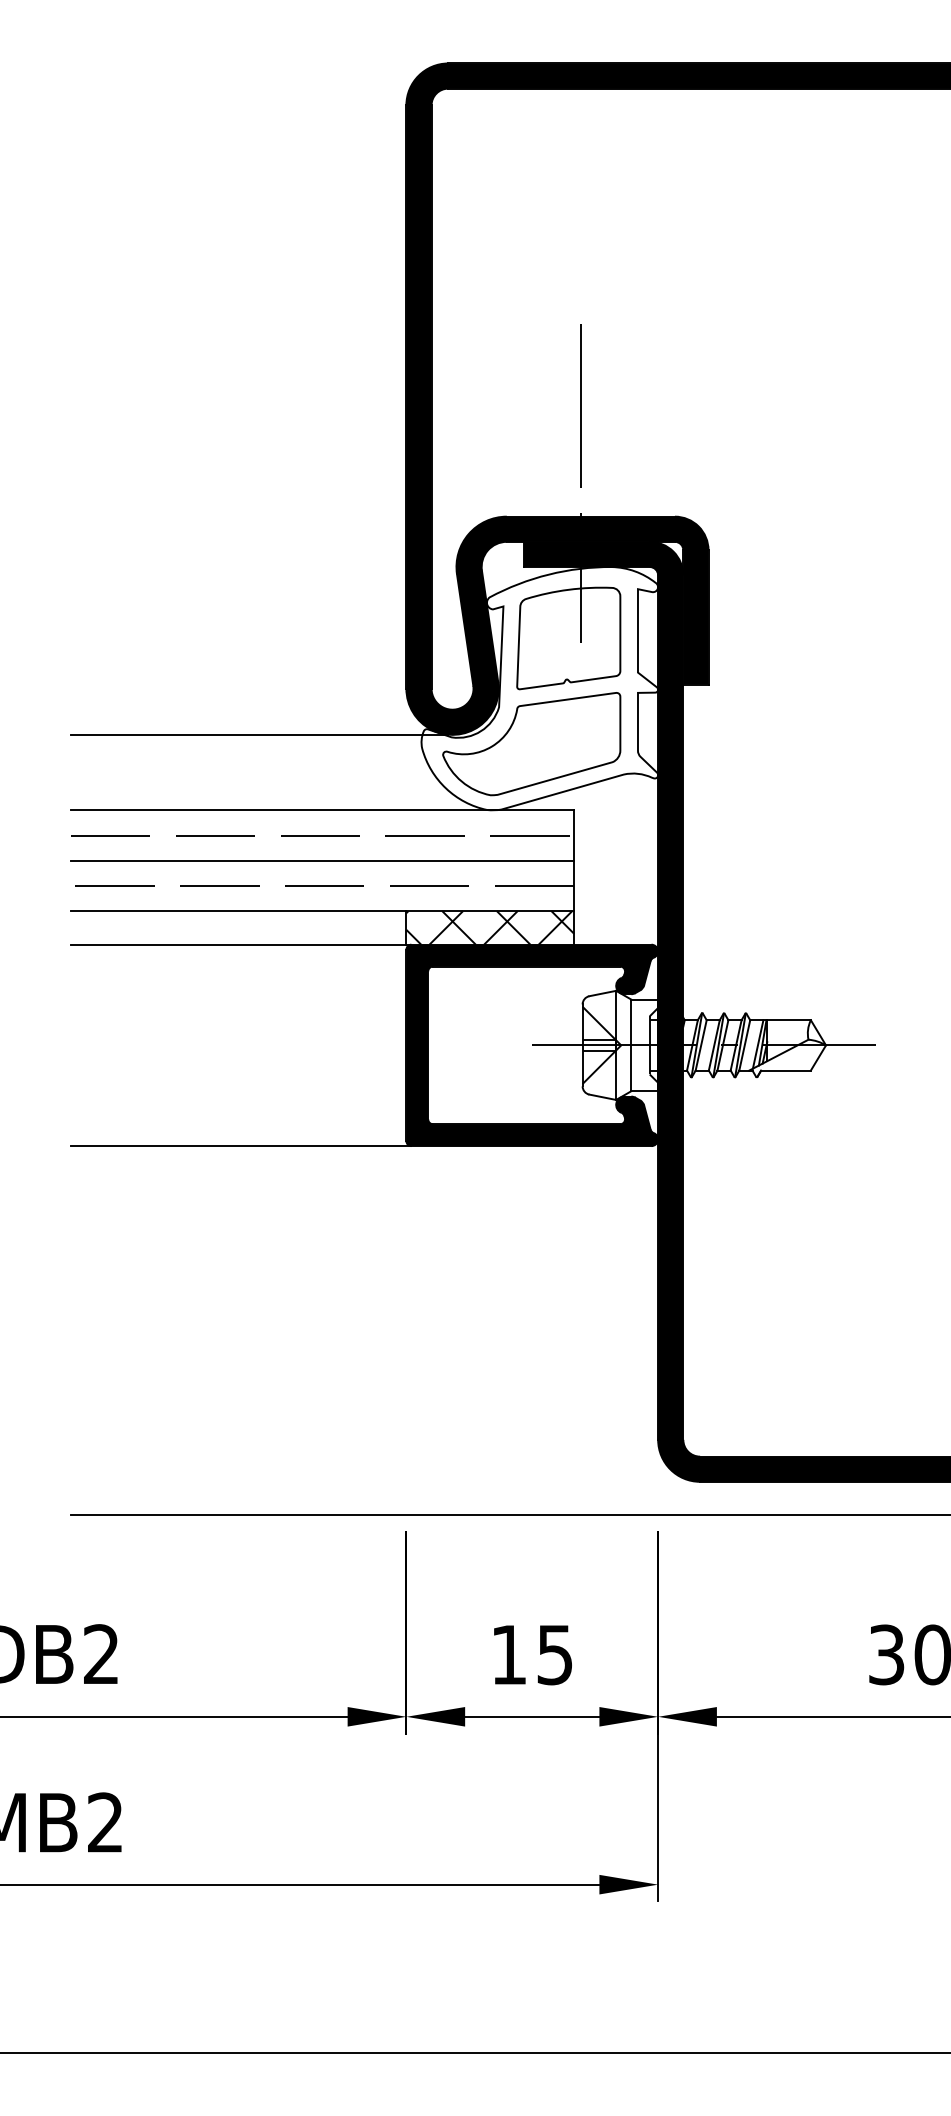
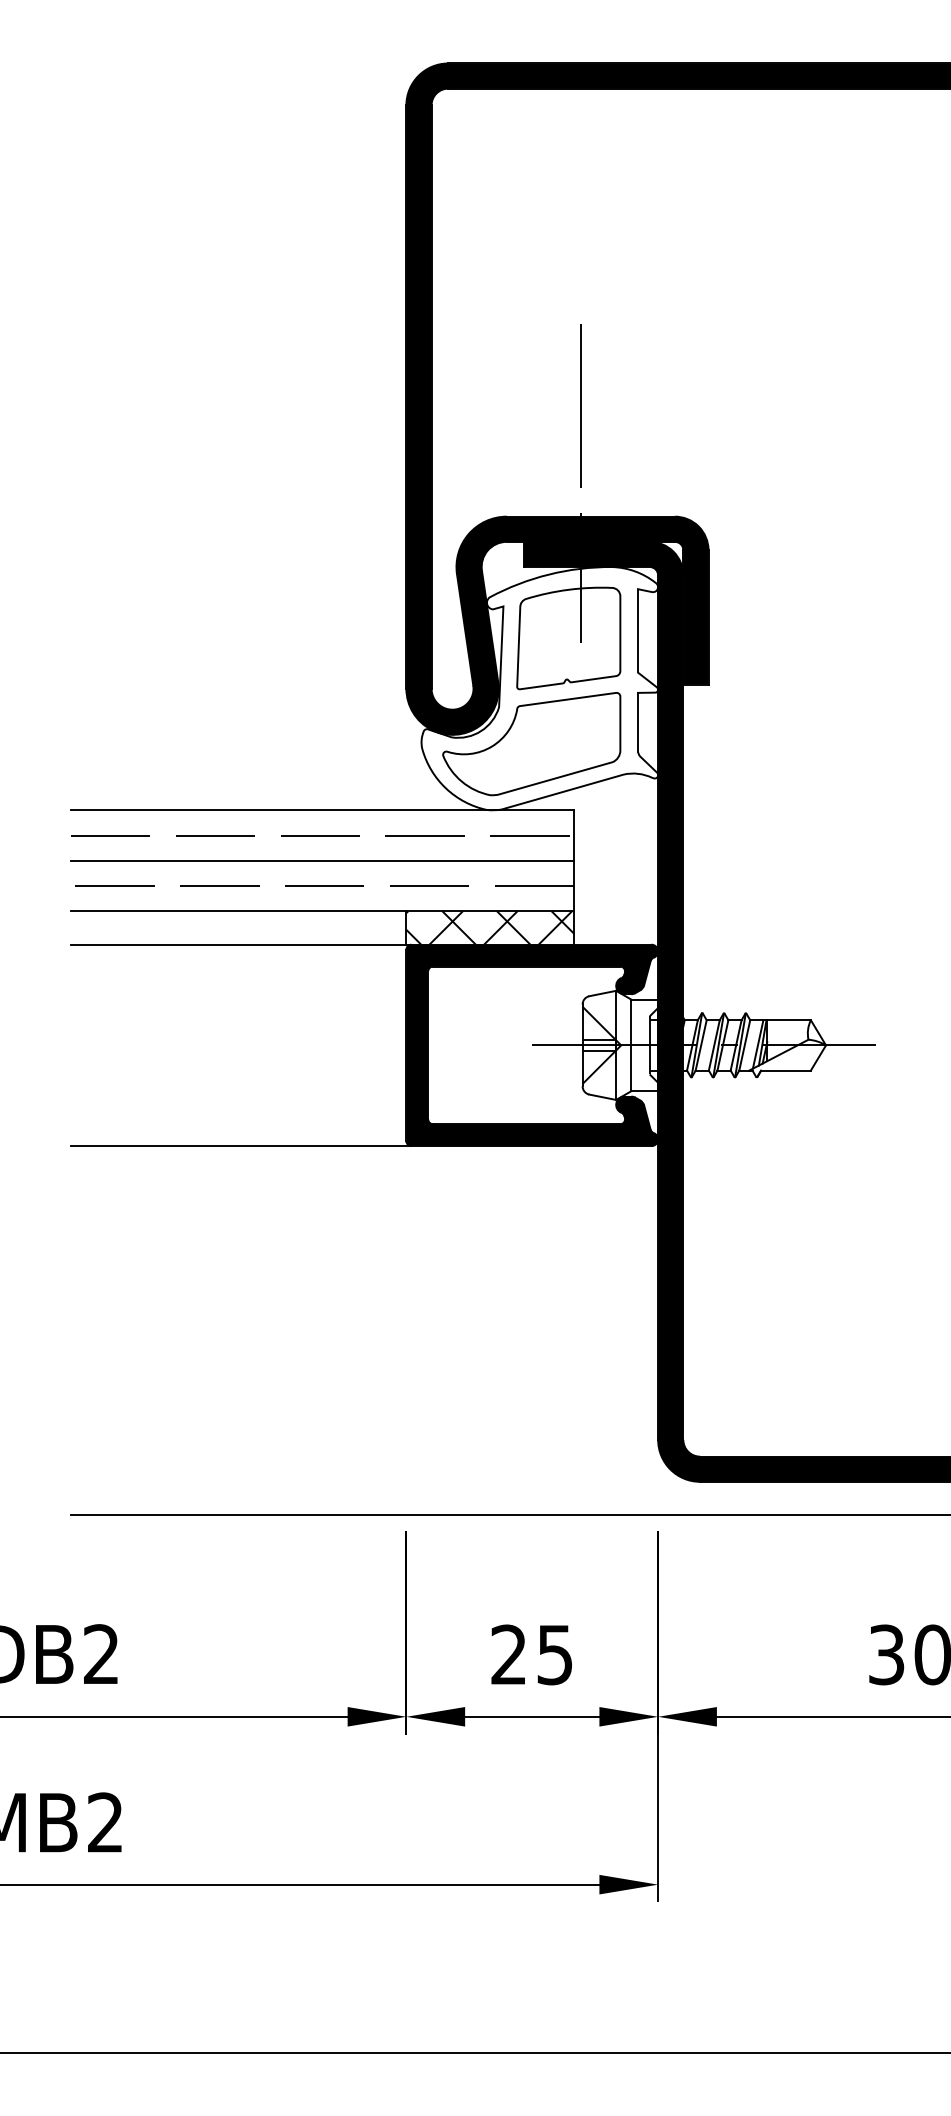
line: present -> none (259, 734)
text: 15 -> 25 (508, 1654)
